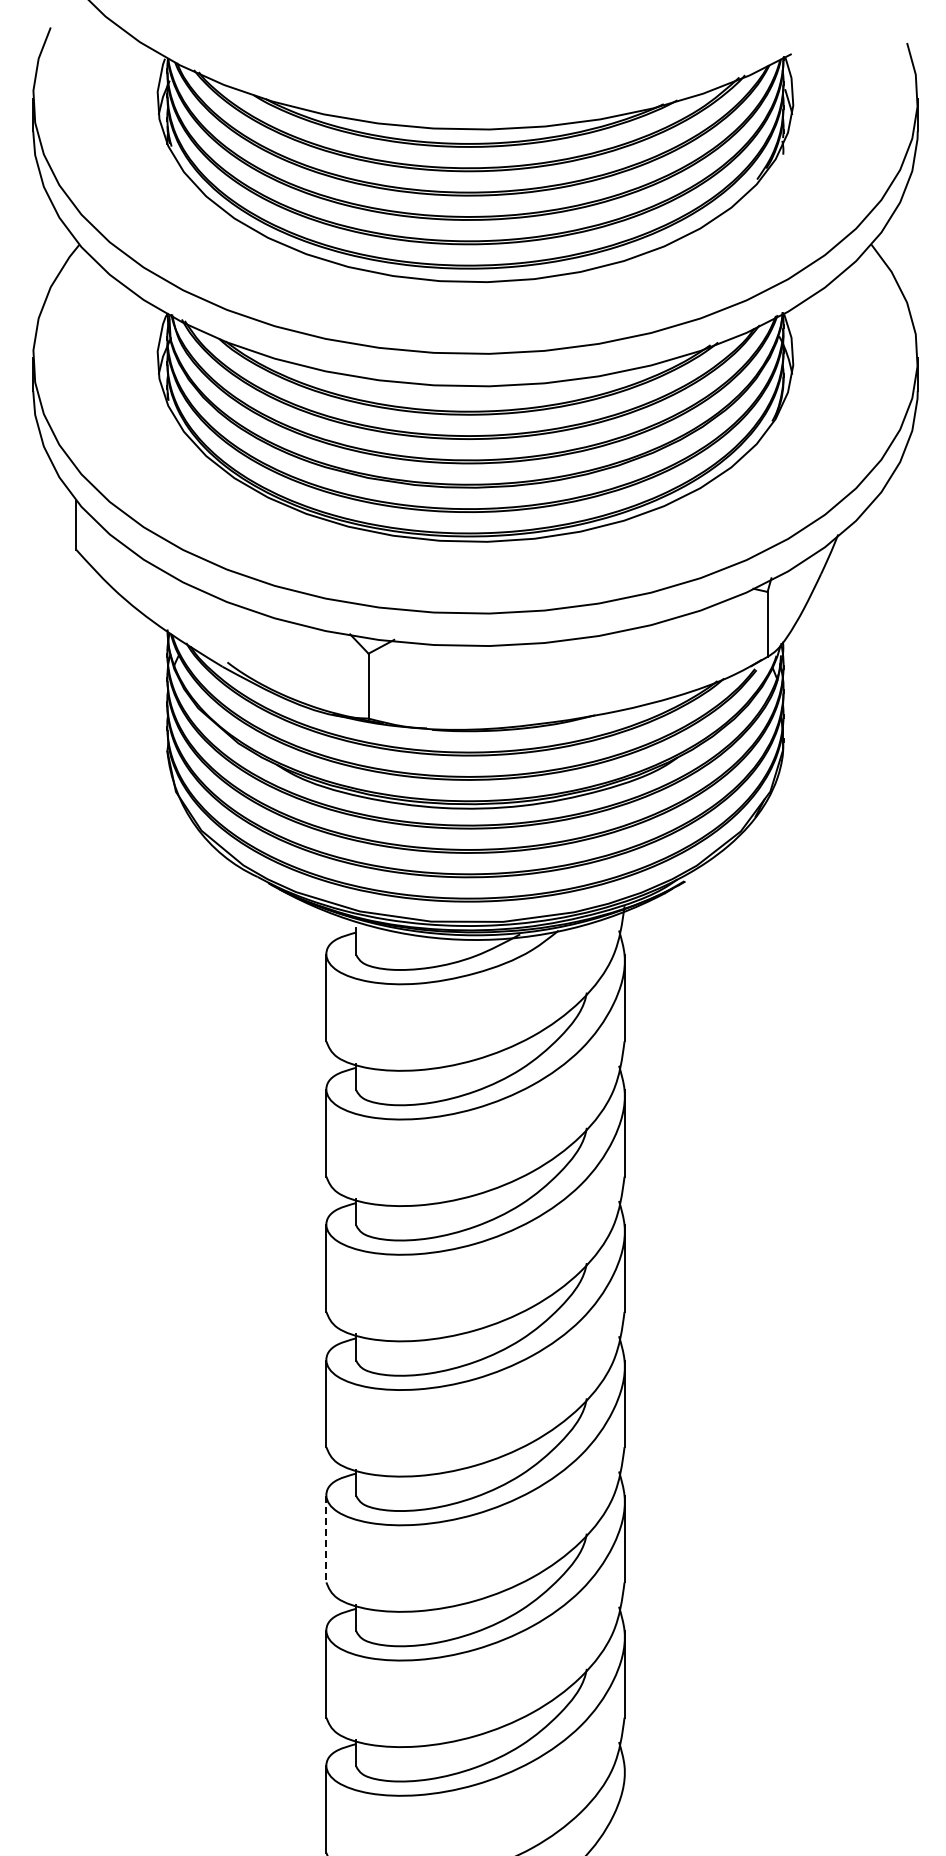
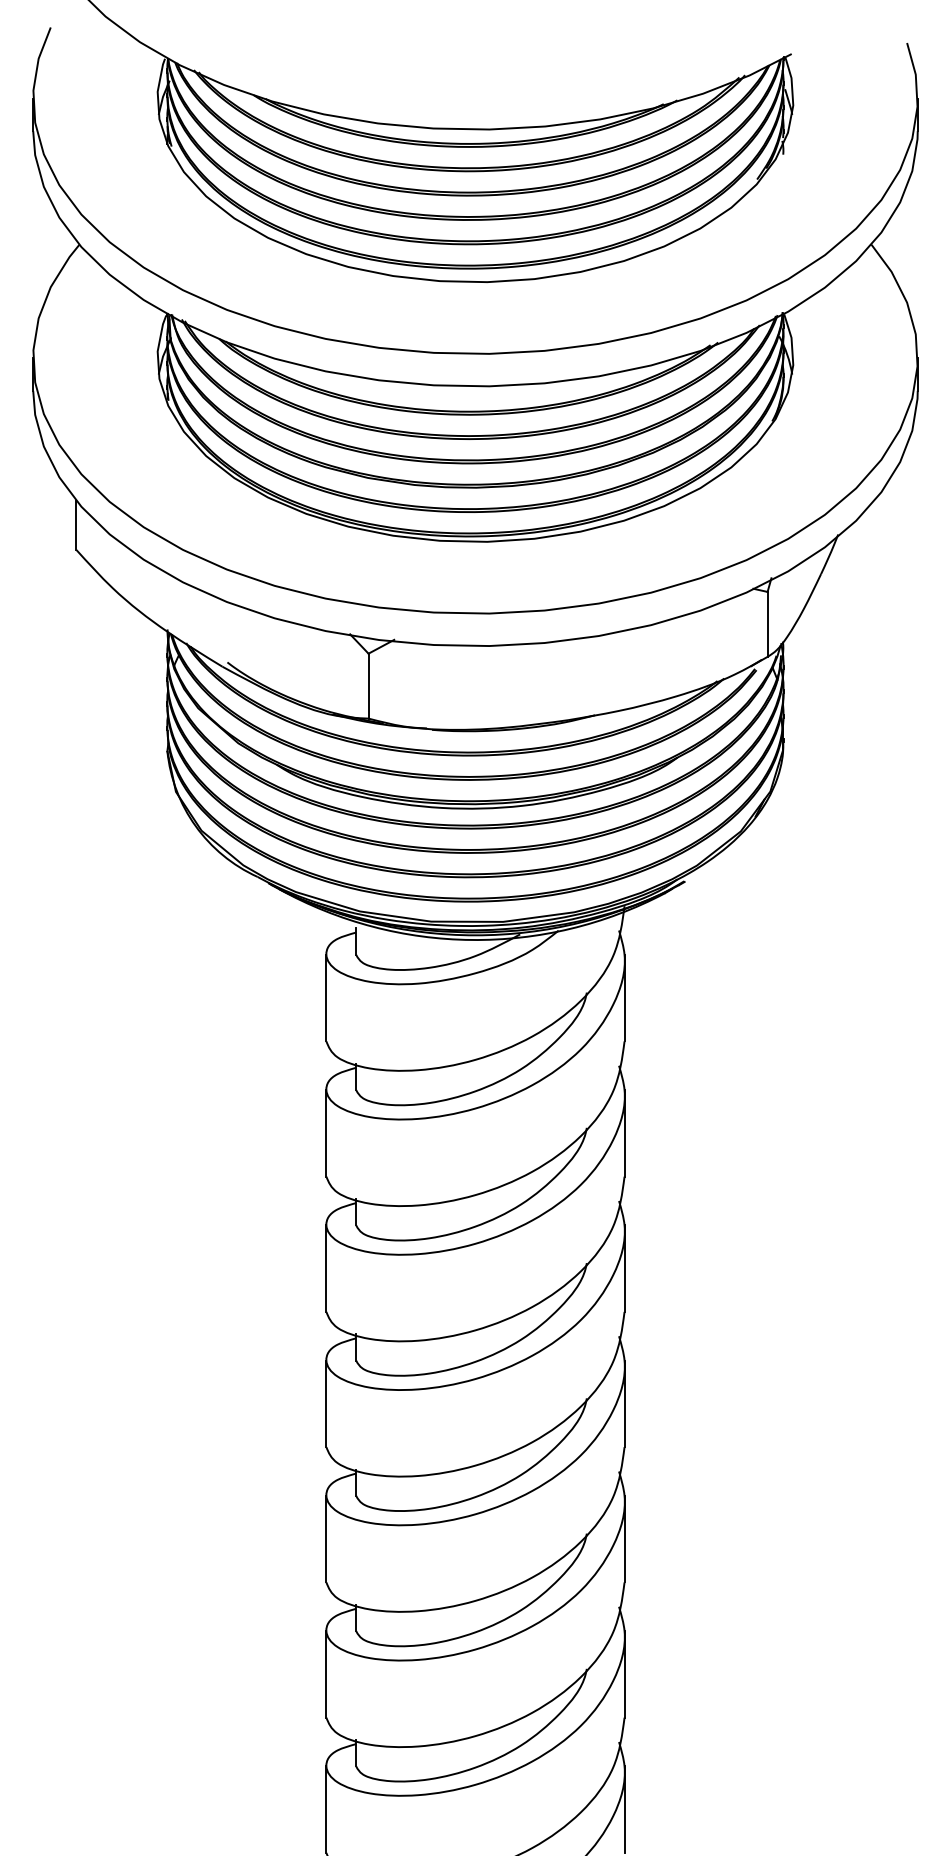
line: dashed -> solid (326, 1539)
line: none -> present (624, 1809)
